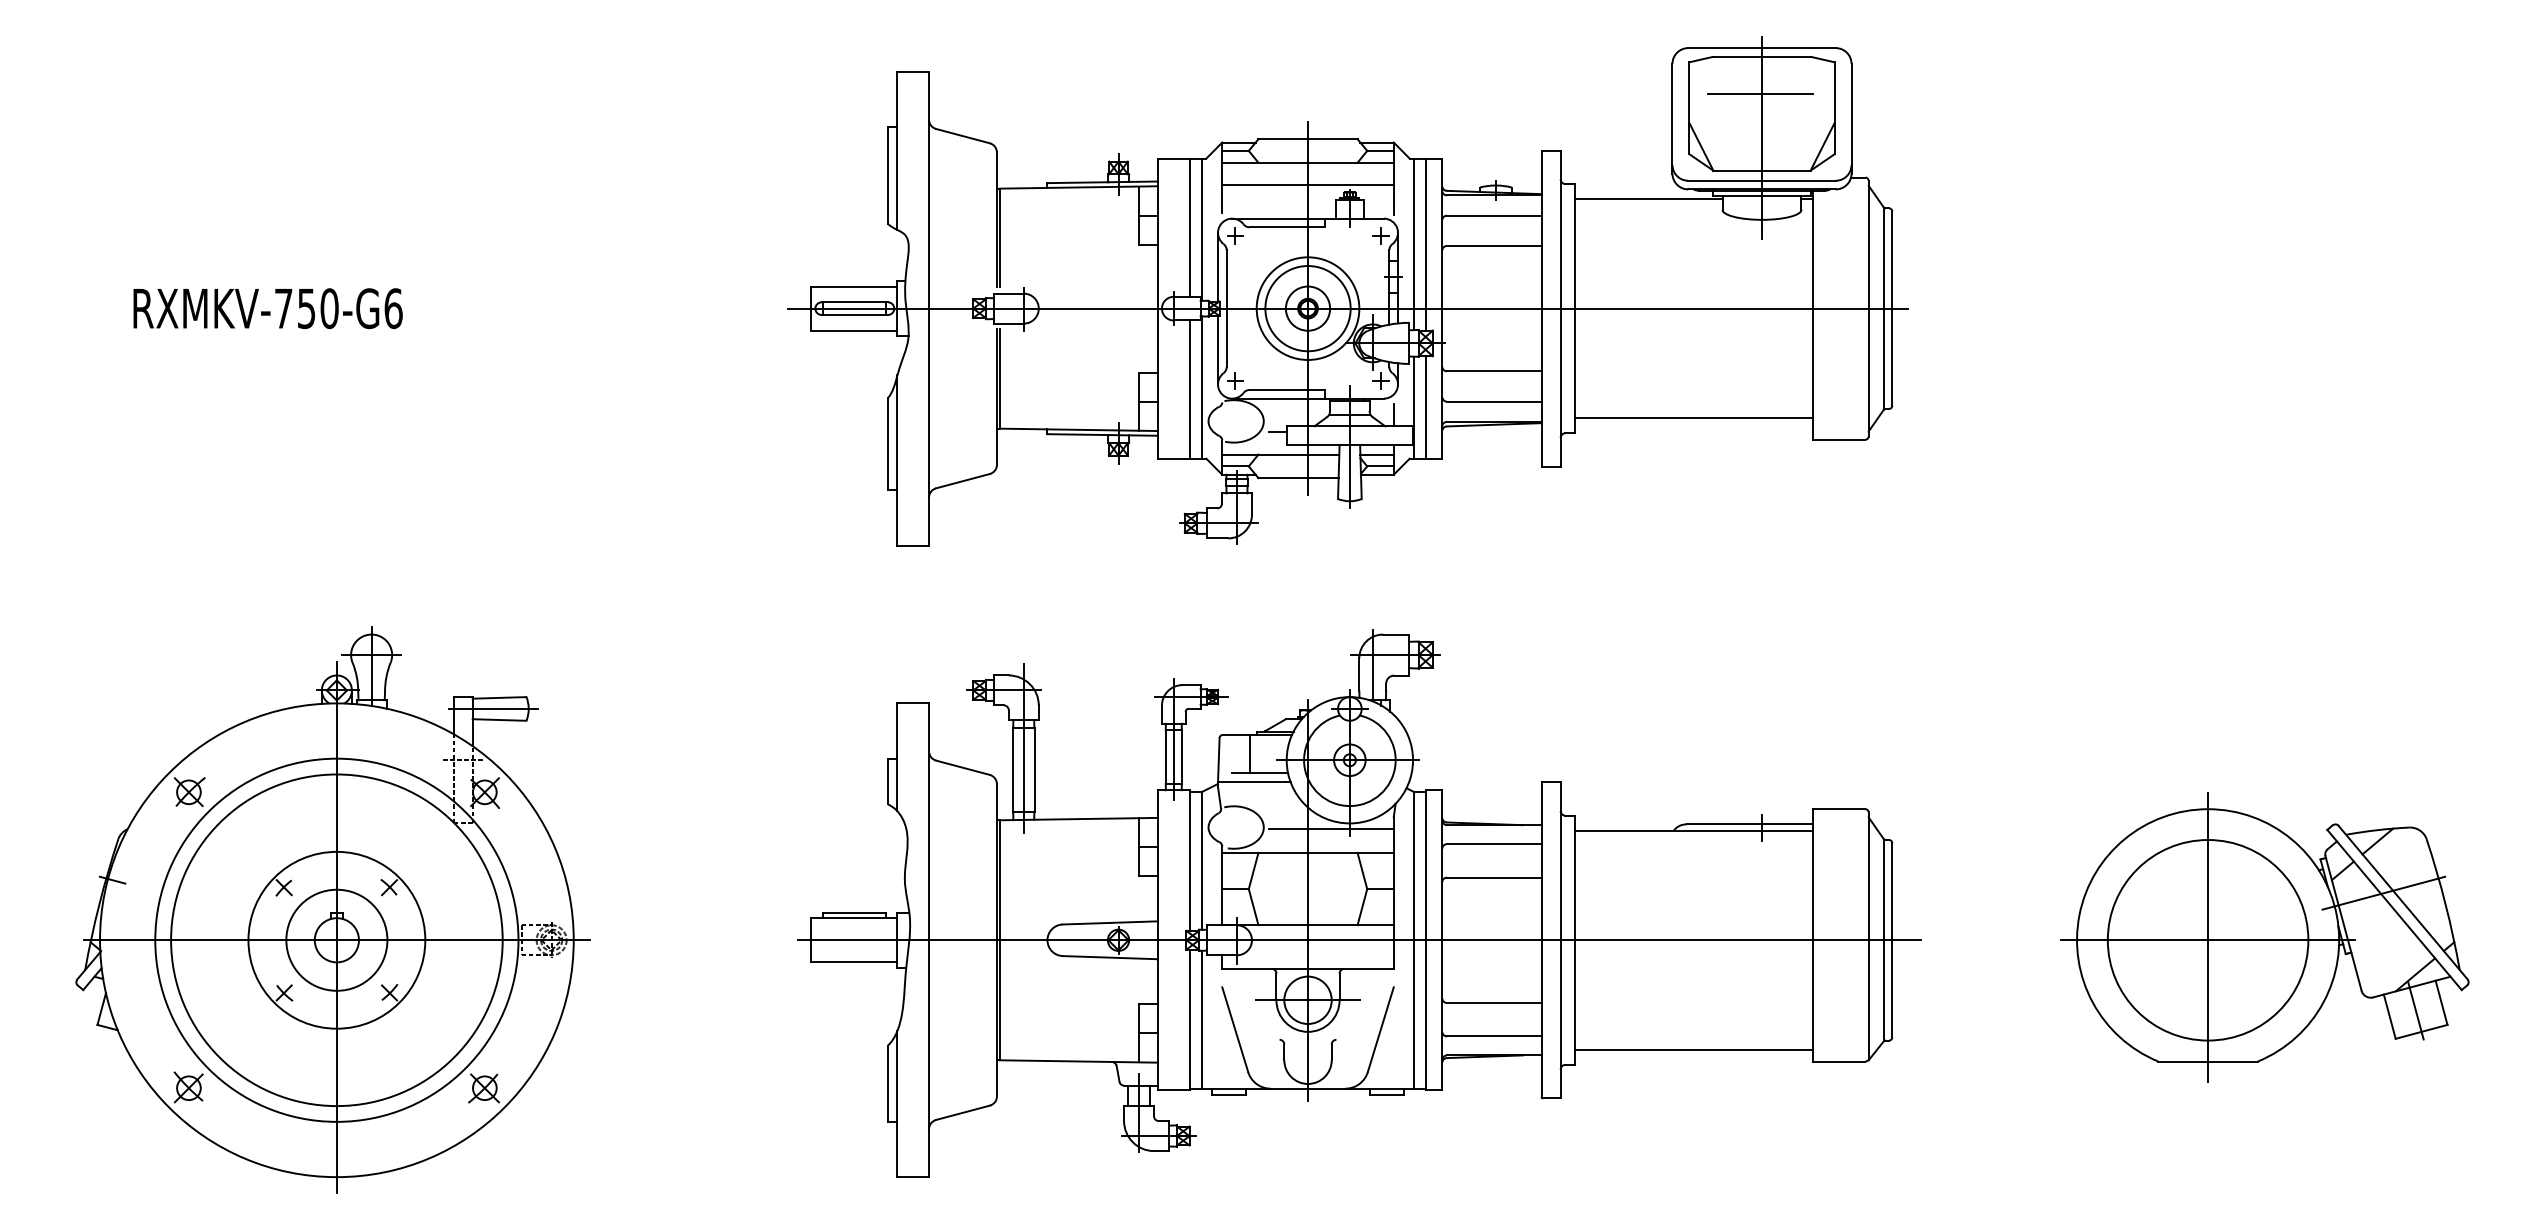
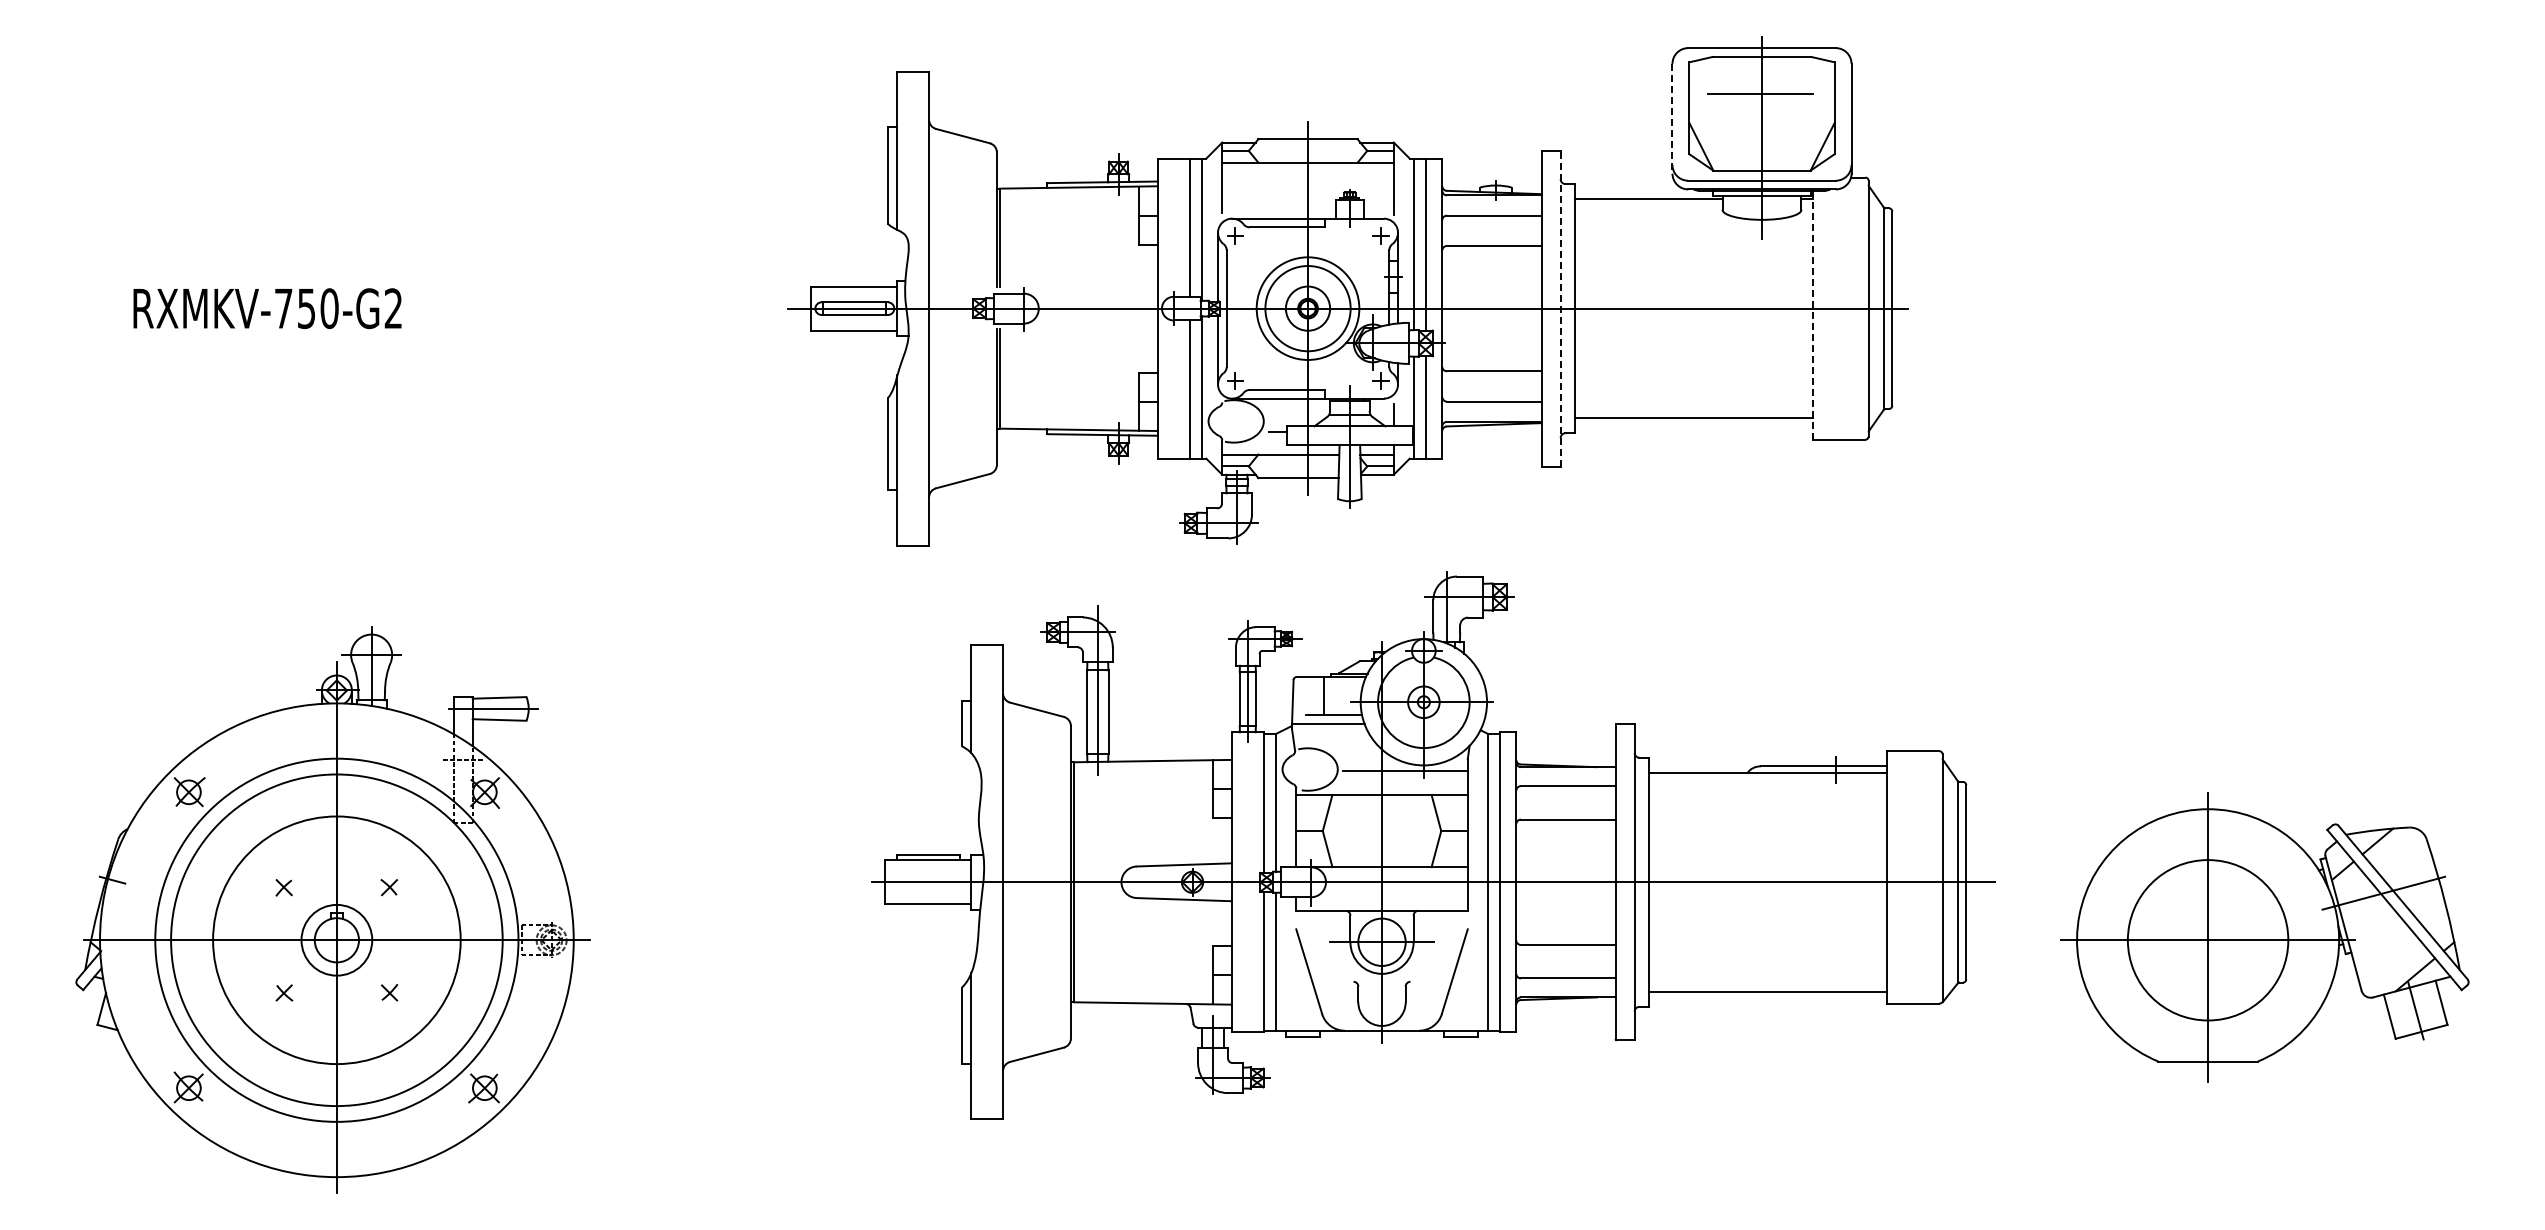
line: solid -> dashed (1672, 118)
line: present -> none (1307, 185)
text: RXMKV-750-G6 -> RXMKV-750-G2 (393, 308)
line: solid -> dashed (1560, 308)
line: solid -> dashed (1813, 315)
part position: (1359, 903) -> (1433, 845) (1433, 845)
circle diameter: 101 px -> 71 px (336, 939)
circle diameter: 177 px -> 248 px (336, 940)
circle diameter: 201 px -> 160 px (2207, 940)
